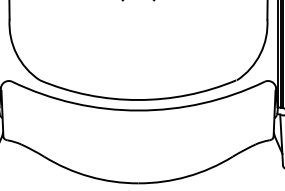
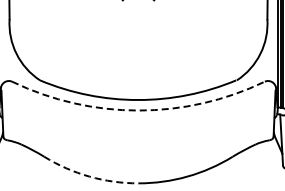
arc: solid -> dashed (138, 110)
arc: solid -> dashed (89, 176)
